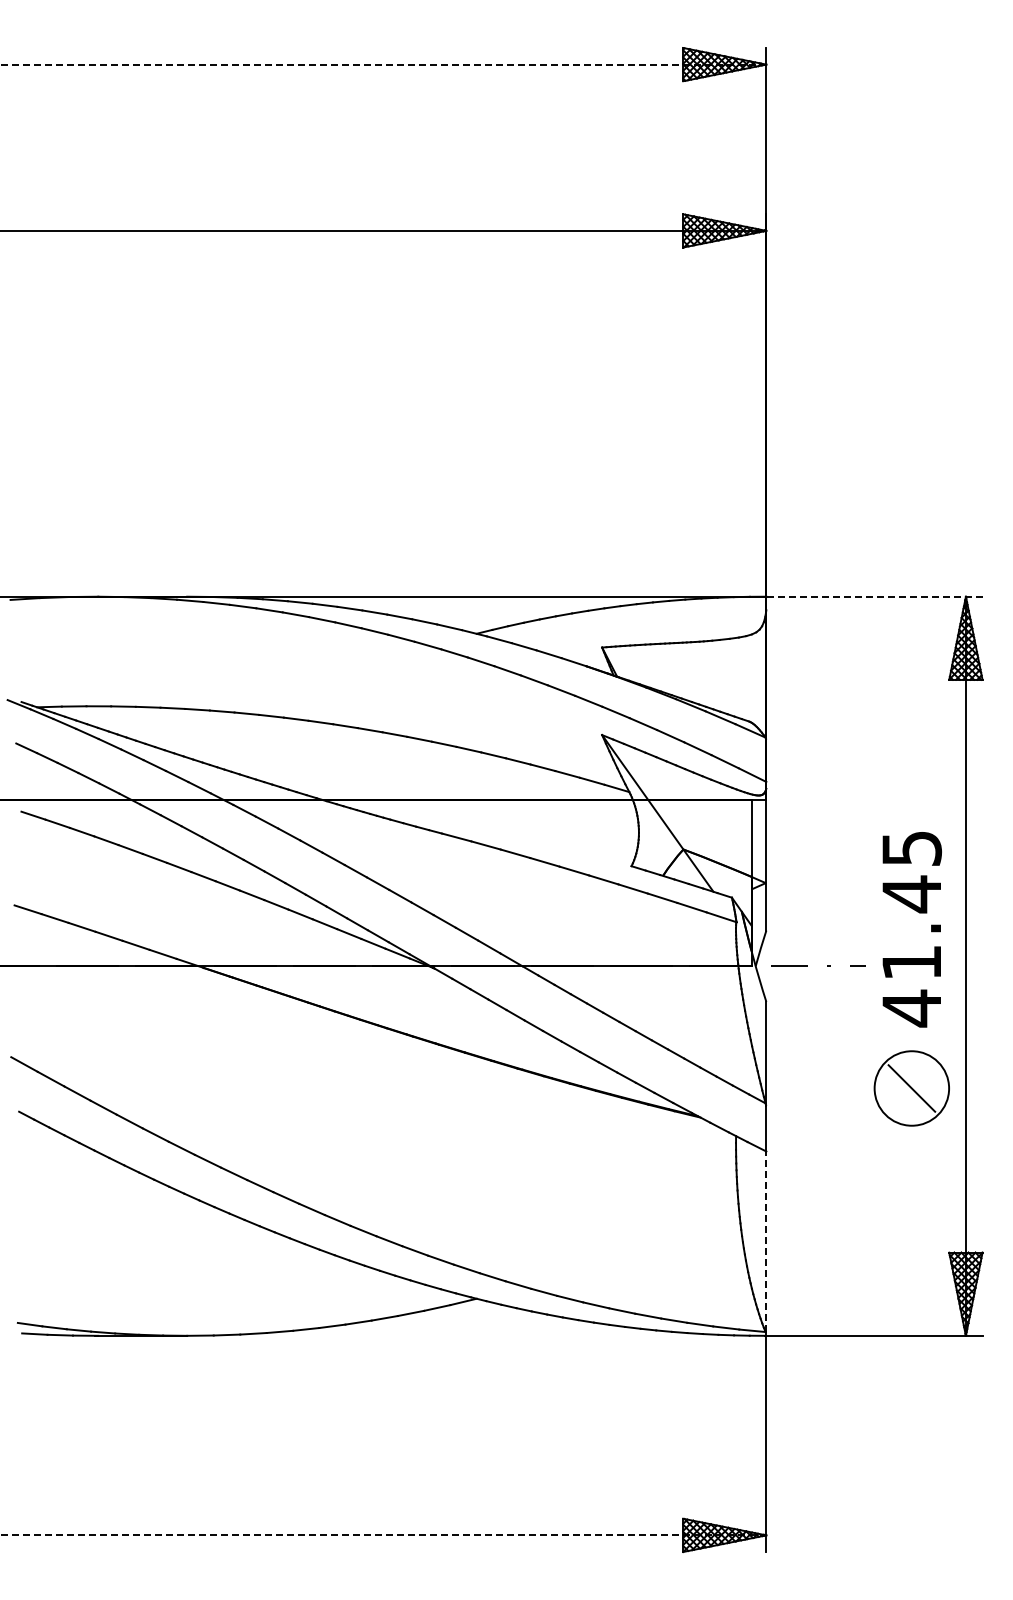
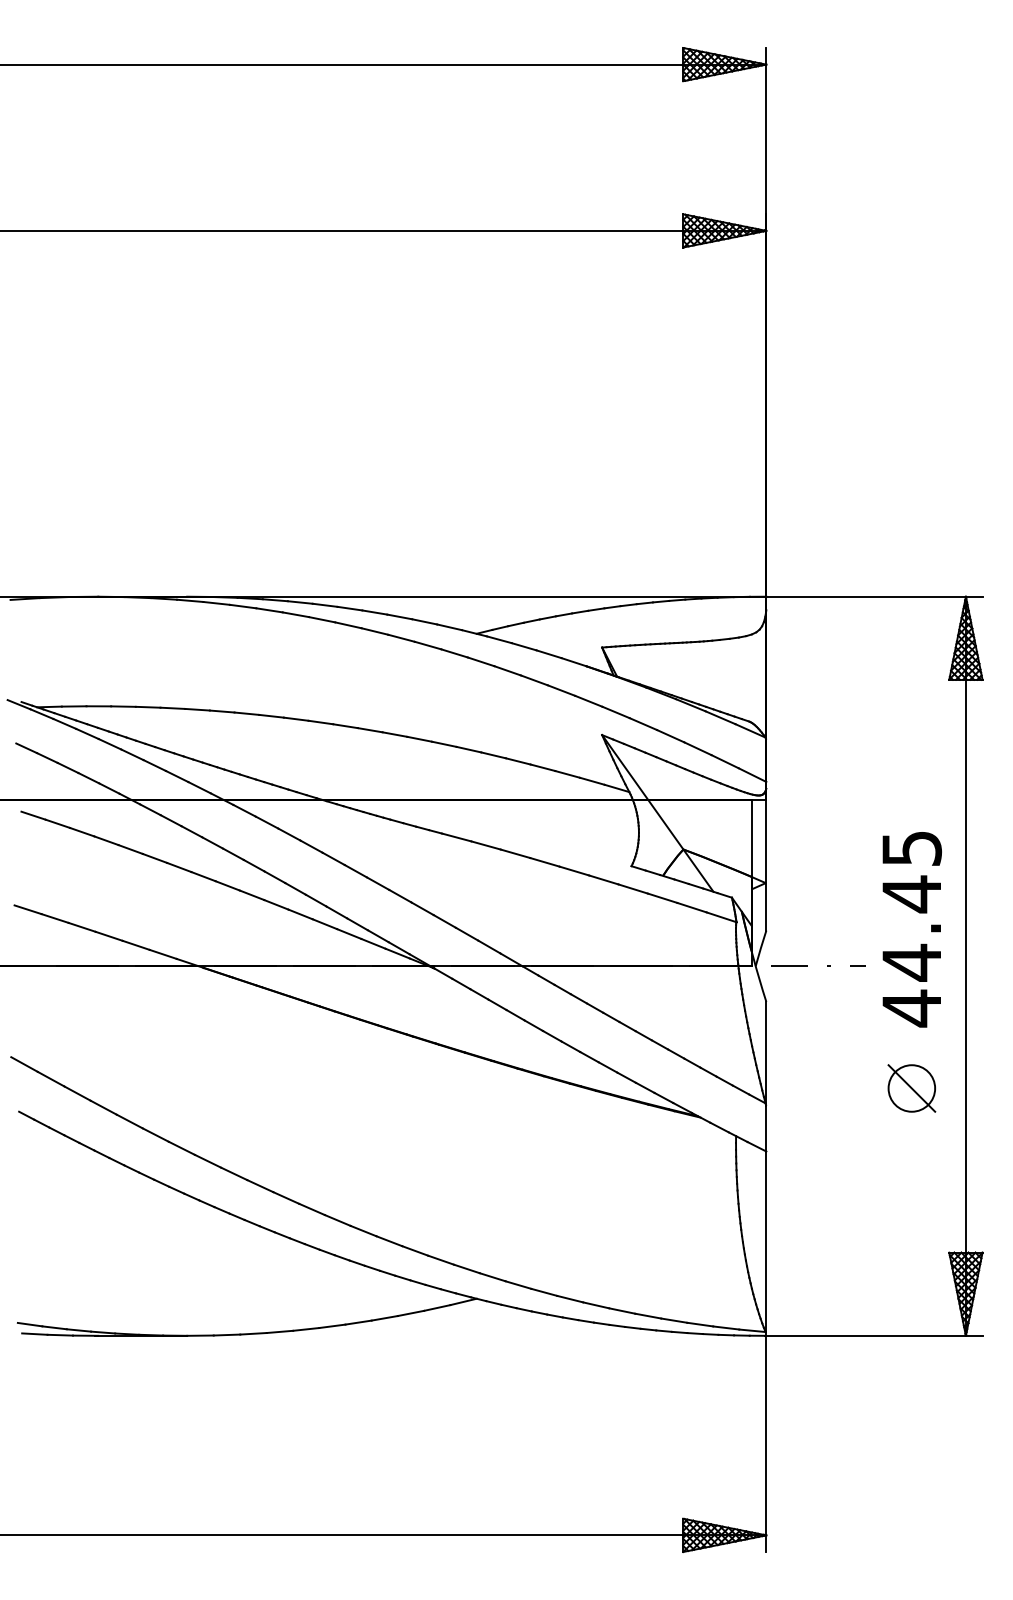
line: dashed -> solid (383, 64)
line: dashed -> solid (873, 596)
text: 41.45 -> 44.45 (911, 962)
circle diameter: 74 px -> 47 px (911, 1088)
line: dashed -> solid (766, 1241)
line: dashed -> solid (383, 1535)
